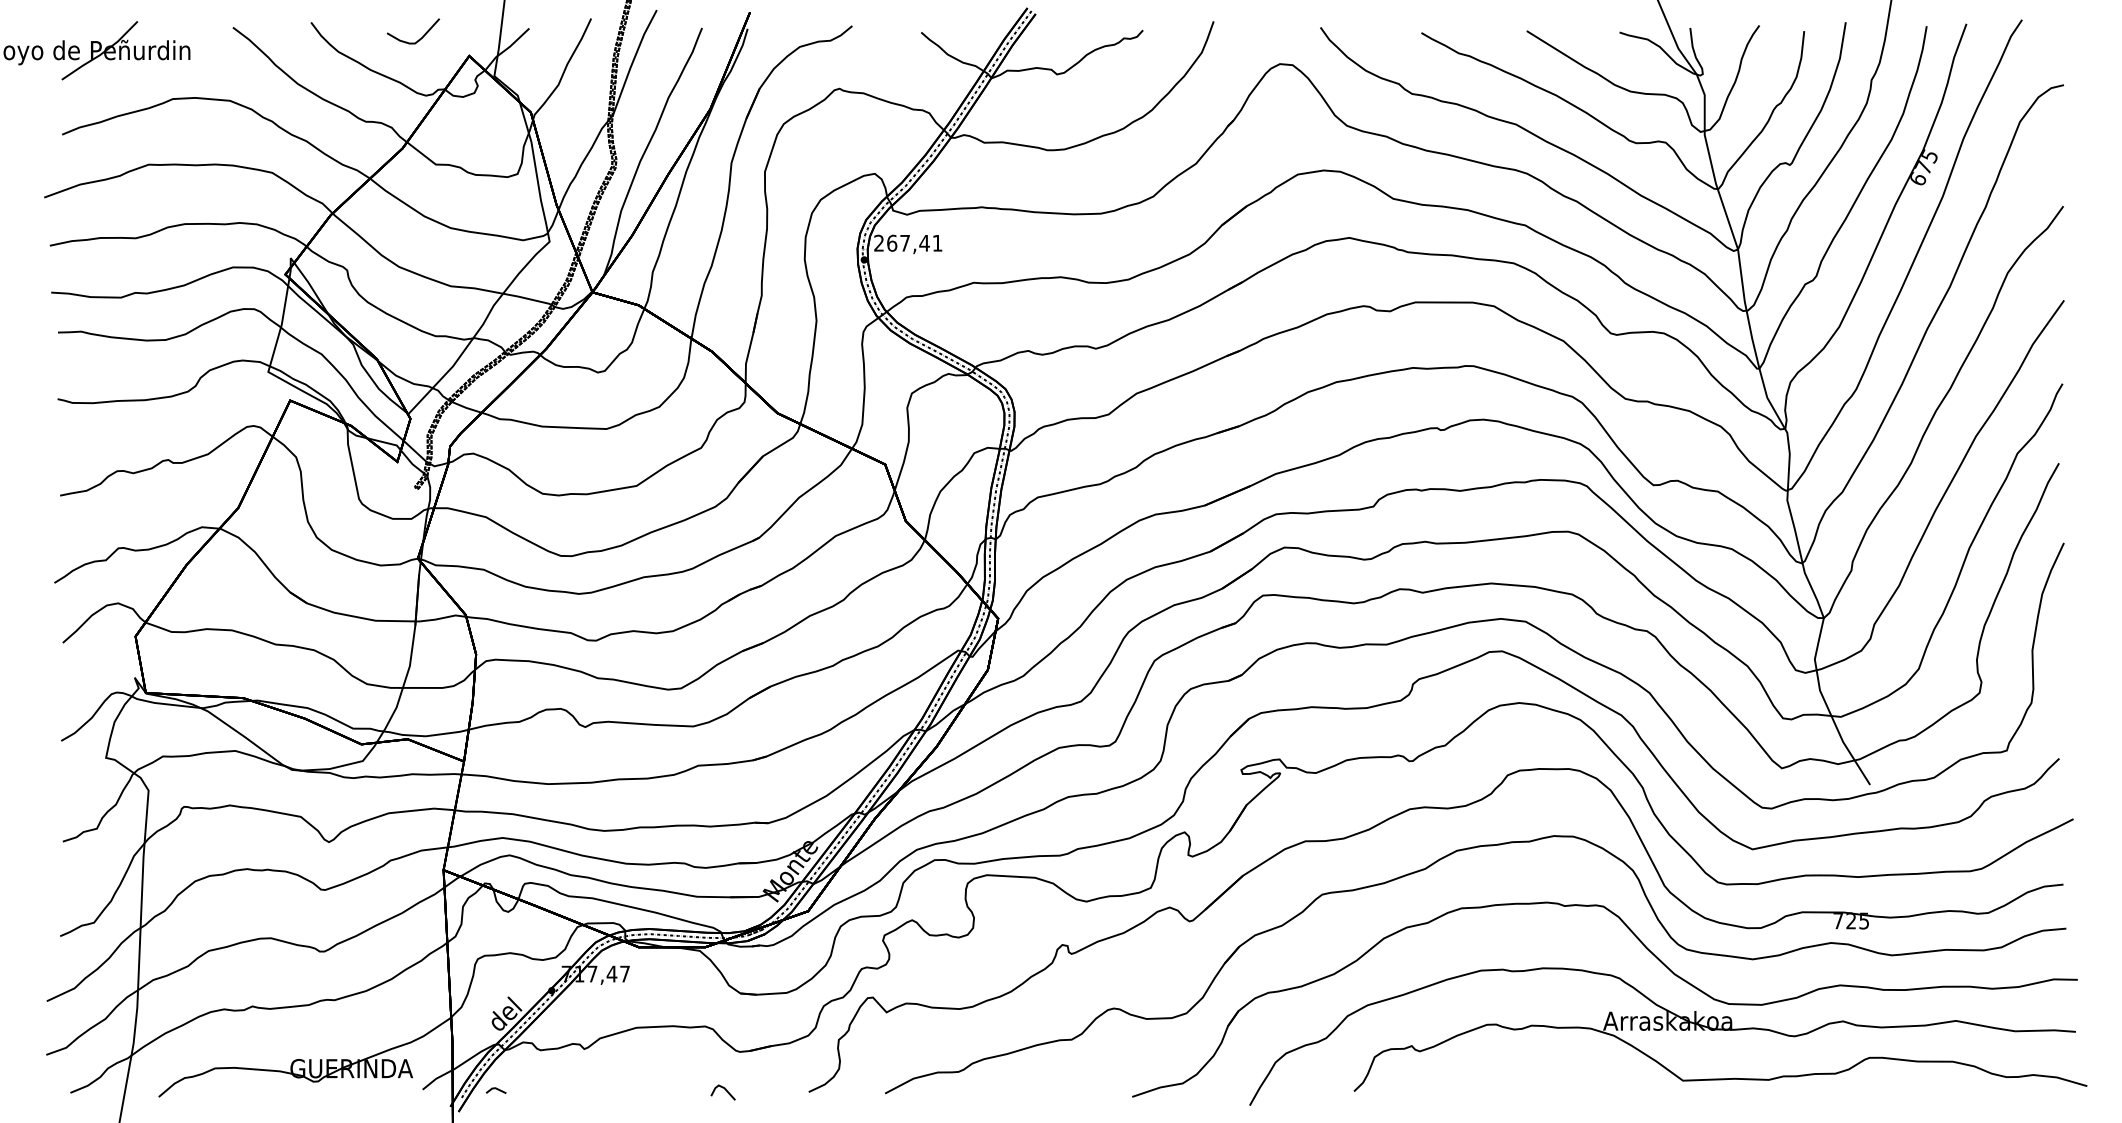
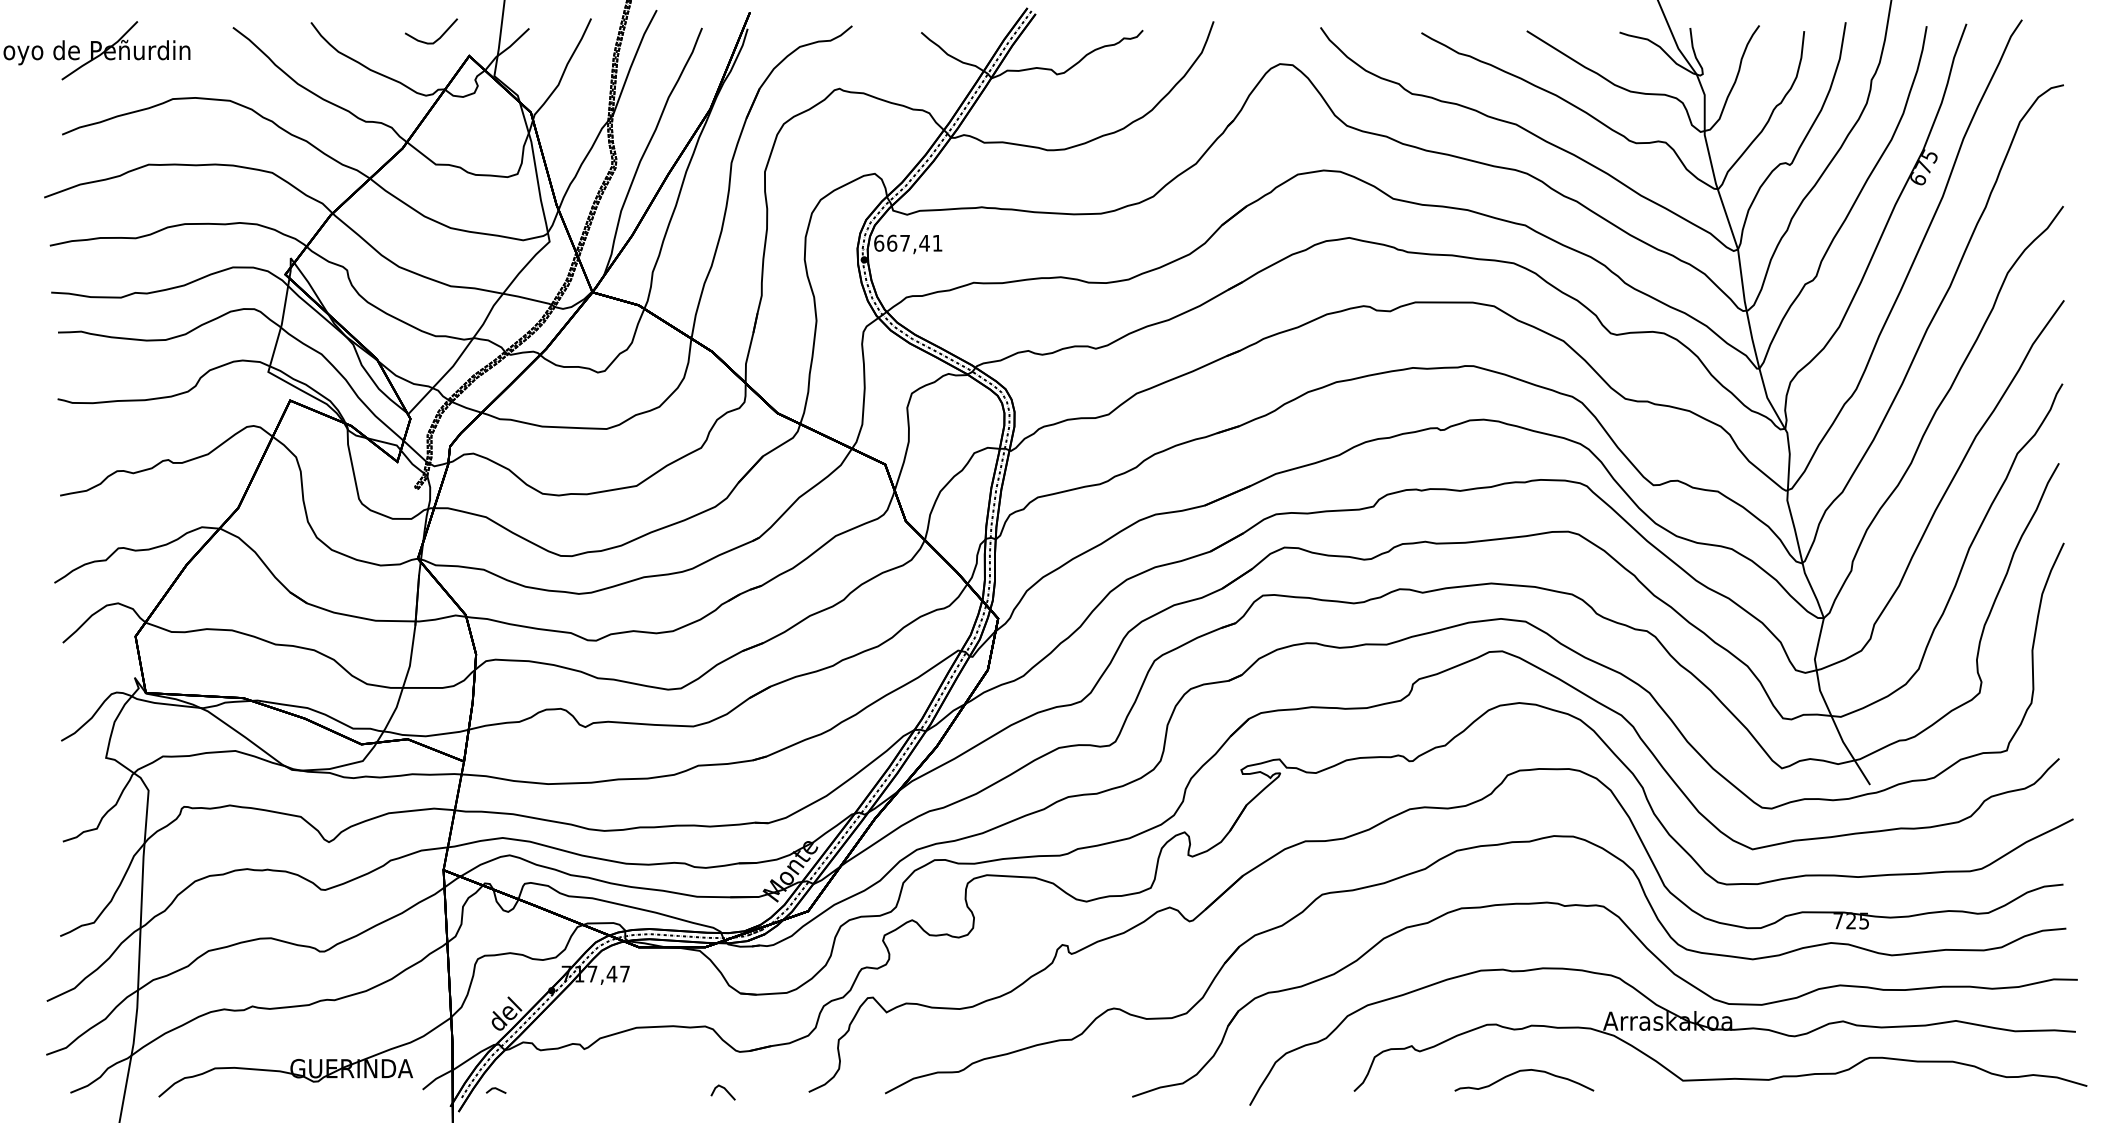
curve position: (419, 38) -> (437, 38) (437, 38)
text: 267,41 -> 667,41 (879, 242)
curve: none -> present (1524, 1071)
